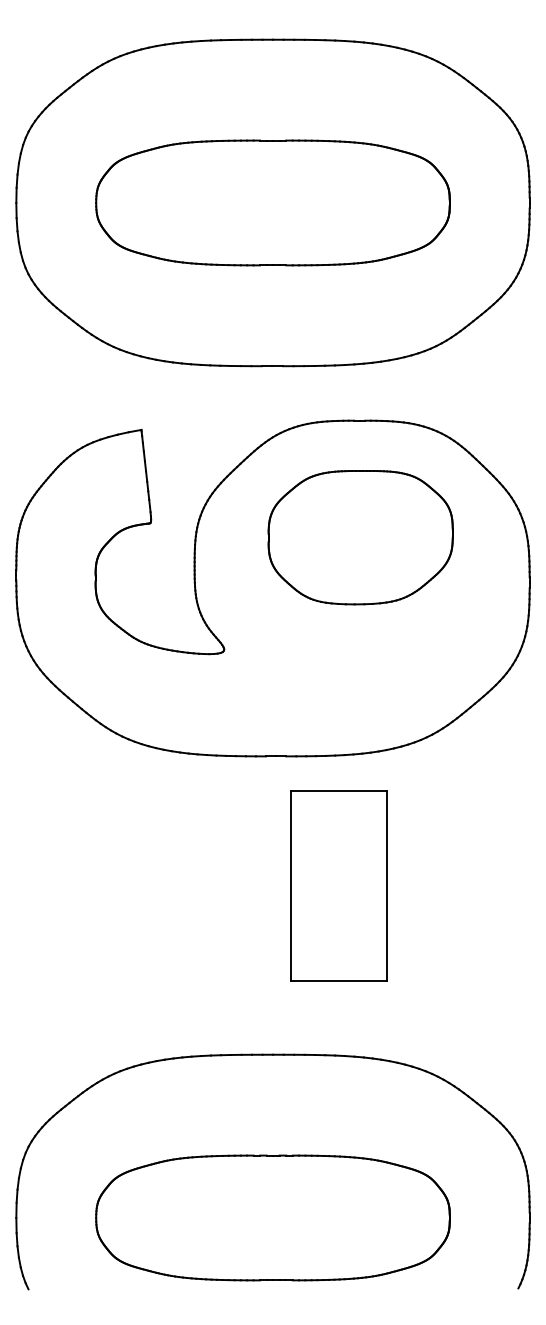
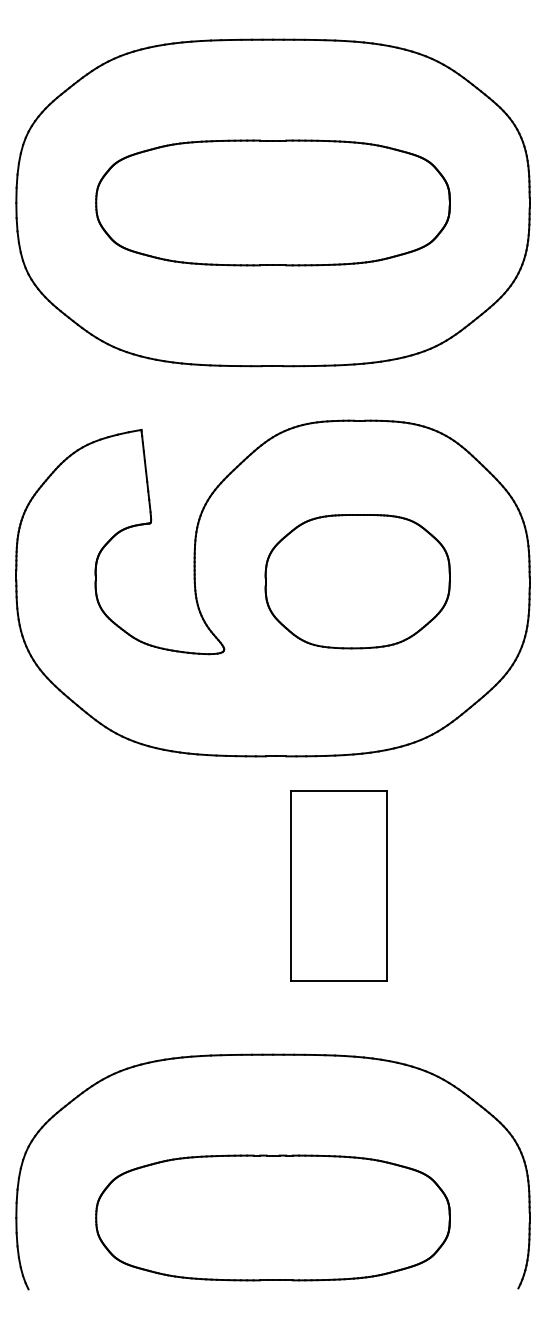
part position: (360, 537) -> (357, 581) (357, 581)
